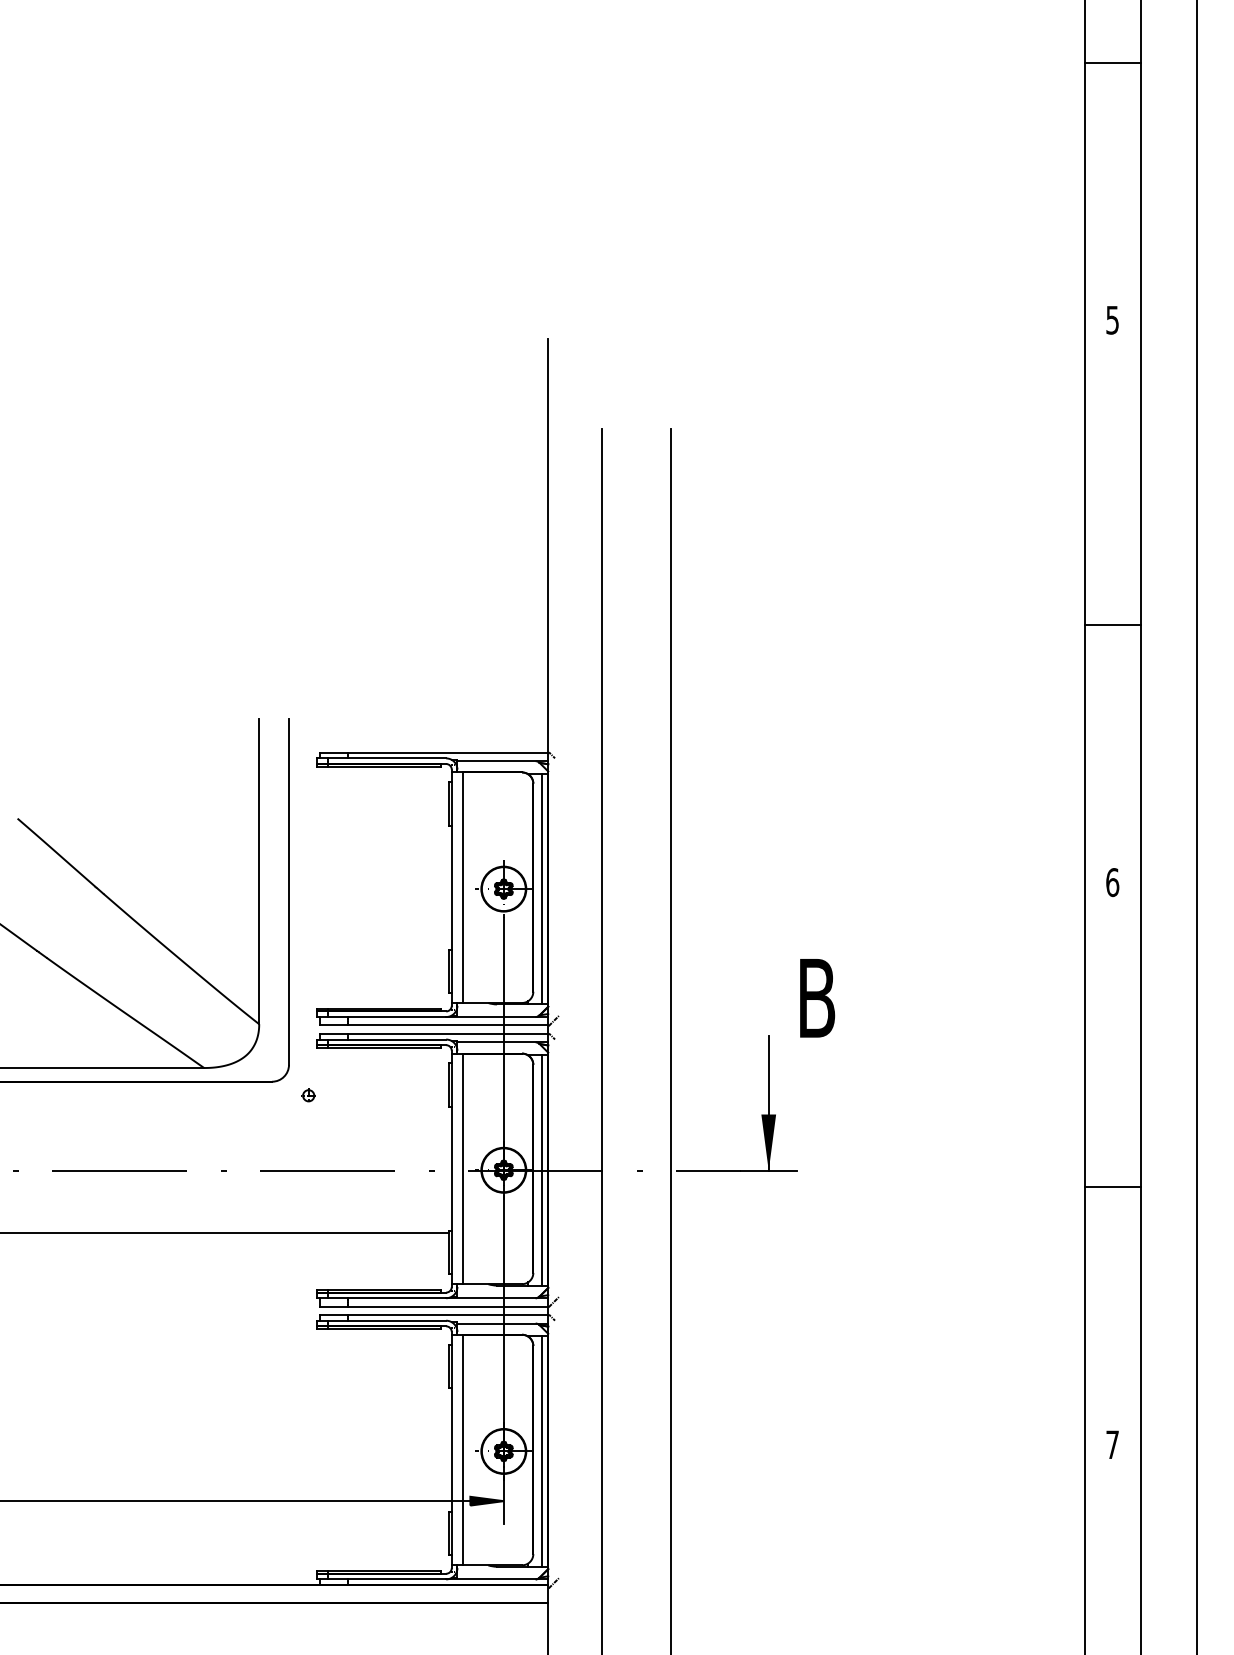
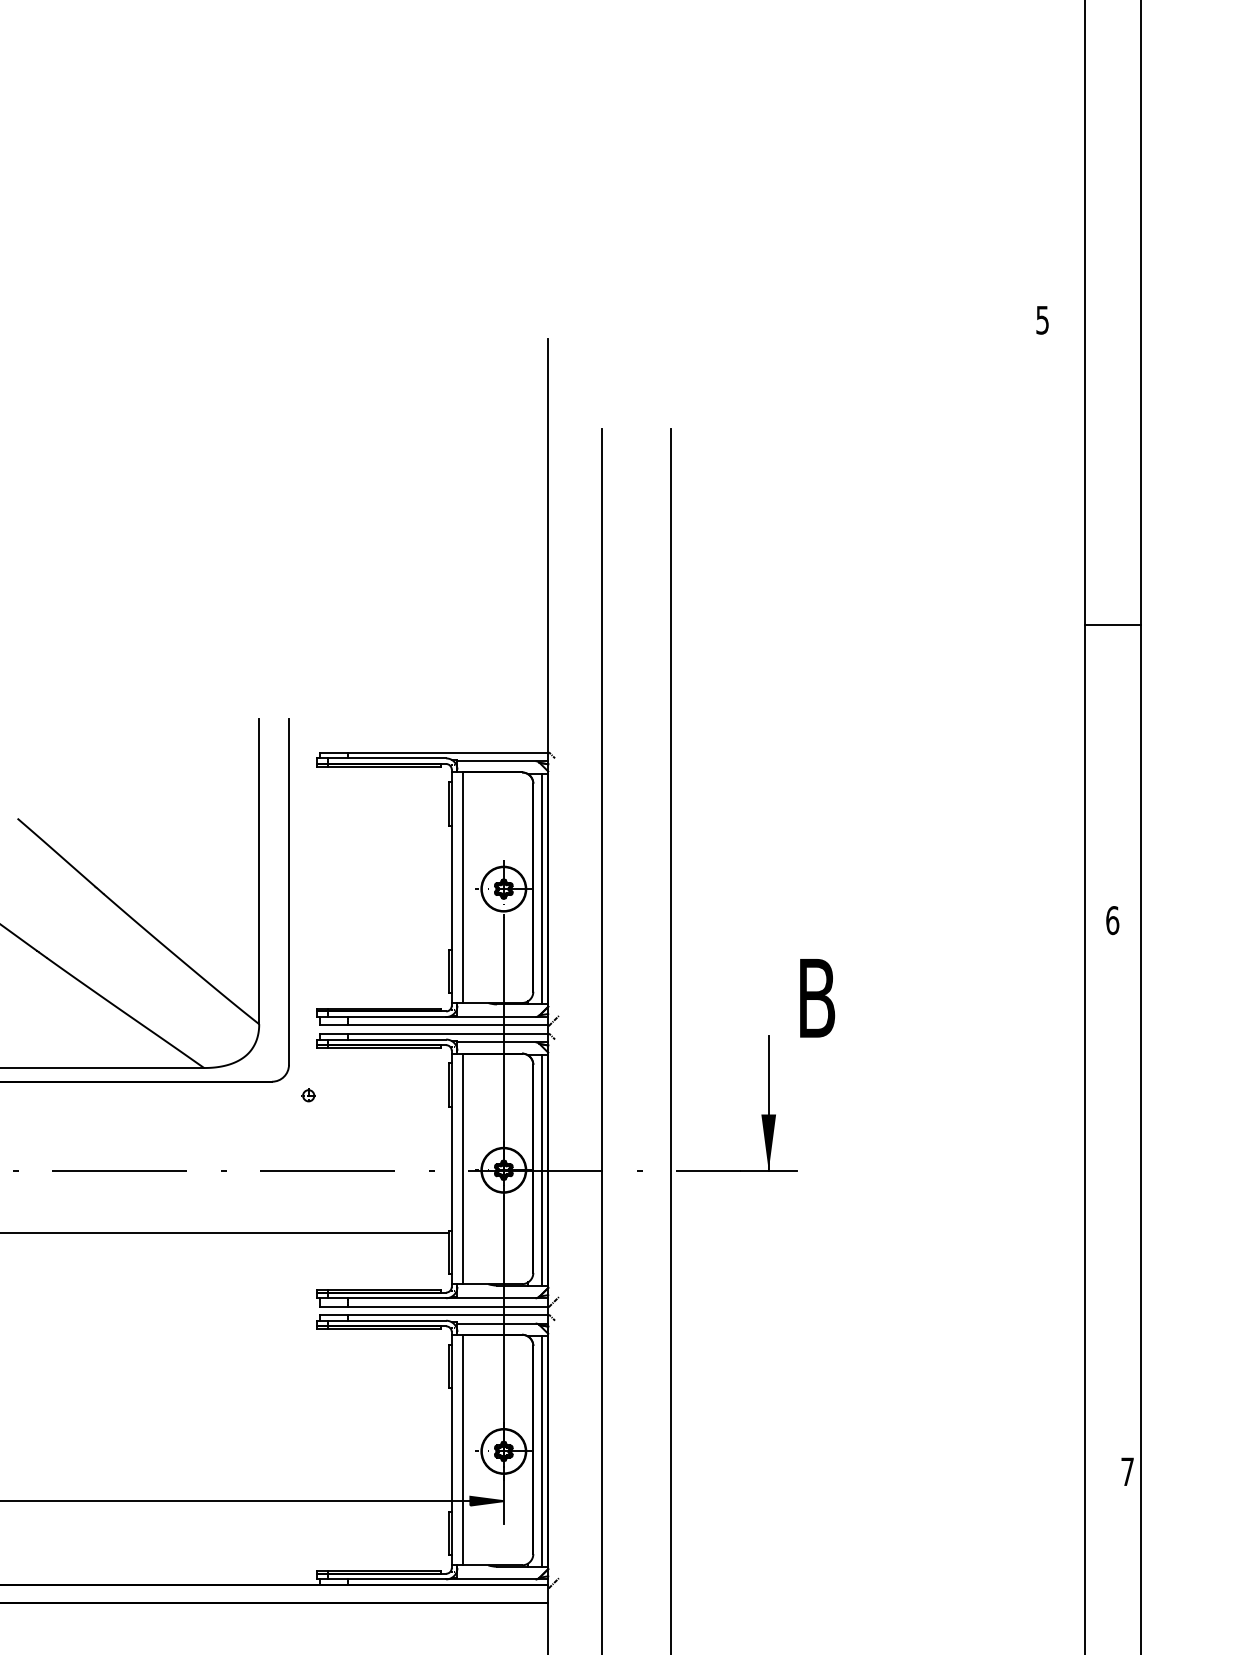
line: present -> none (1112, 62)
text position: (1112, 320) -> (1042, 320) (1042, 320)
line: present -> none (1197, 826)
text position: (1112, 882) -> (1112, 920) (1112, 920)
line: present -> none (1112, 1187)
text position: (1112, 1444) -> (1127, 1471) (1127, 1471)
